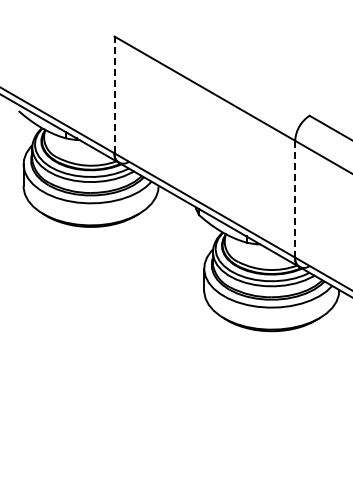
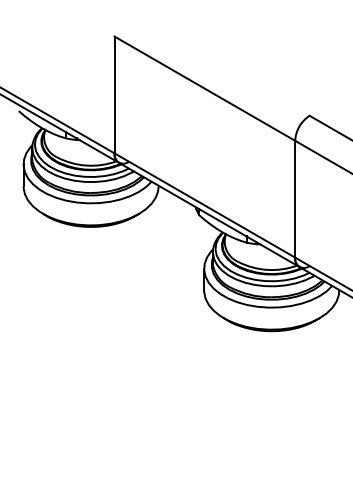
line: dashed -> solid (114, 94)
line: dashed -> solid (295, 198)
